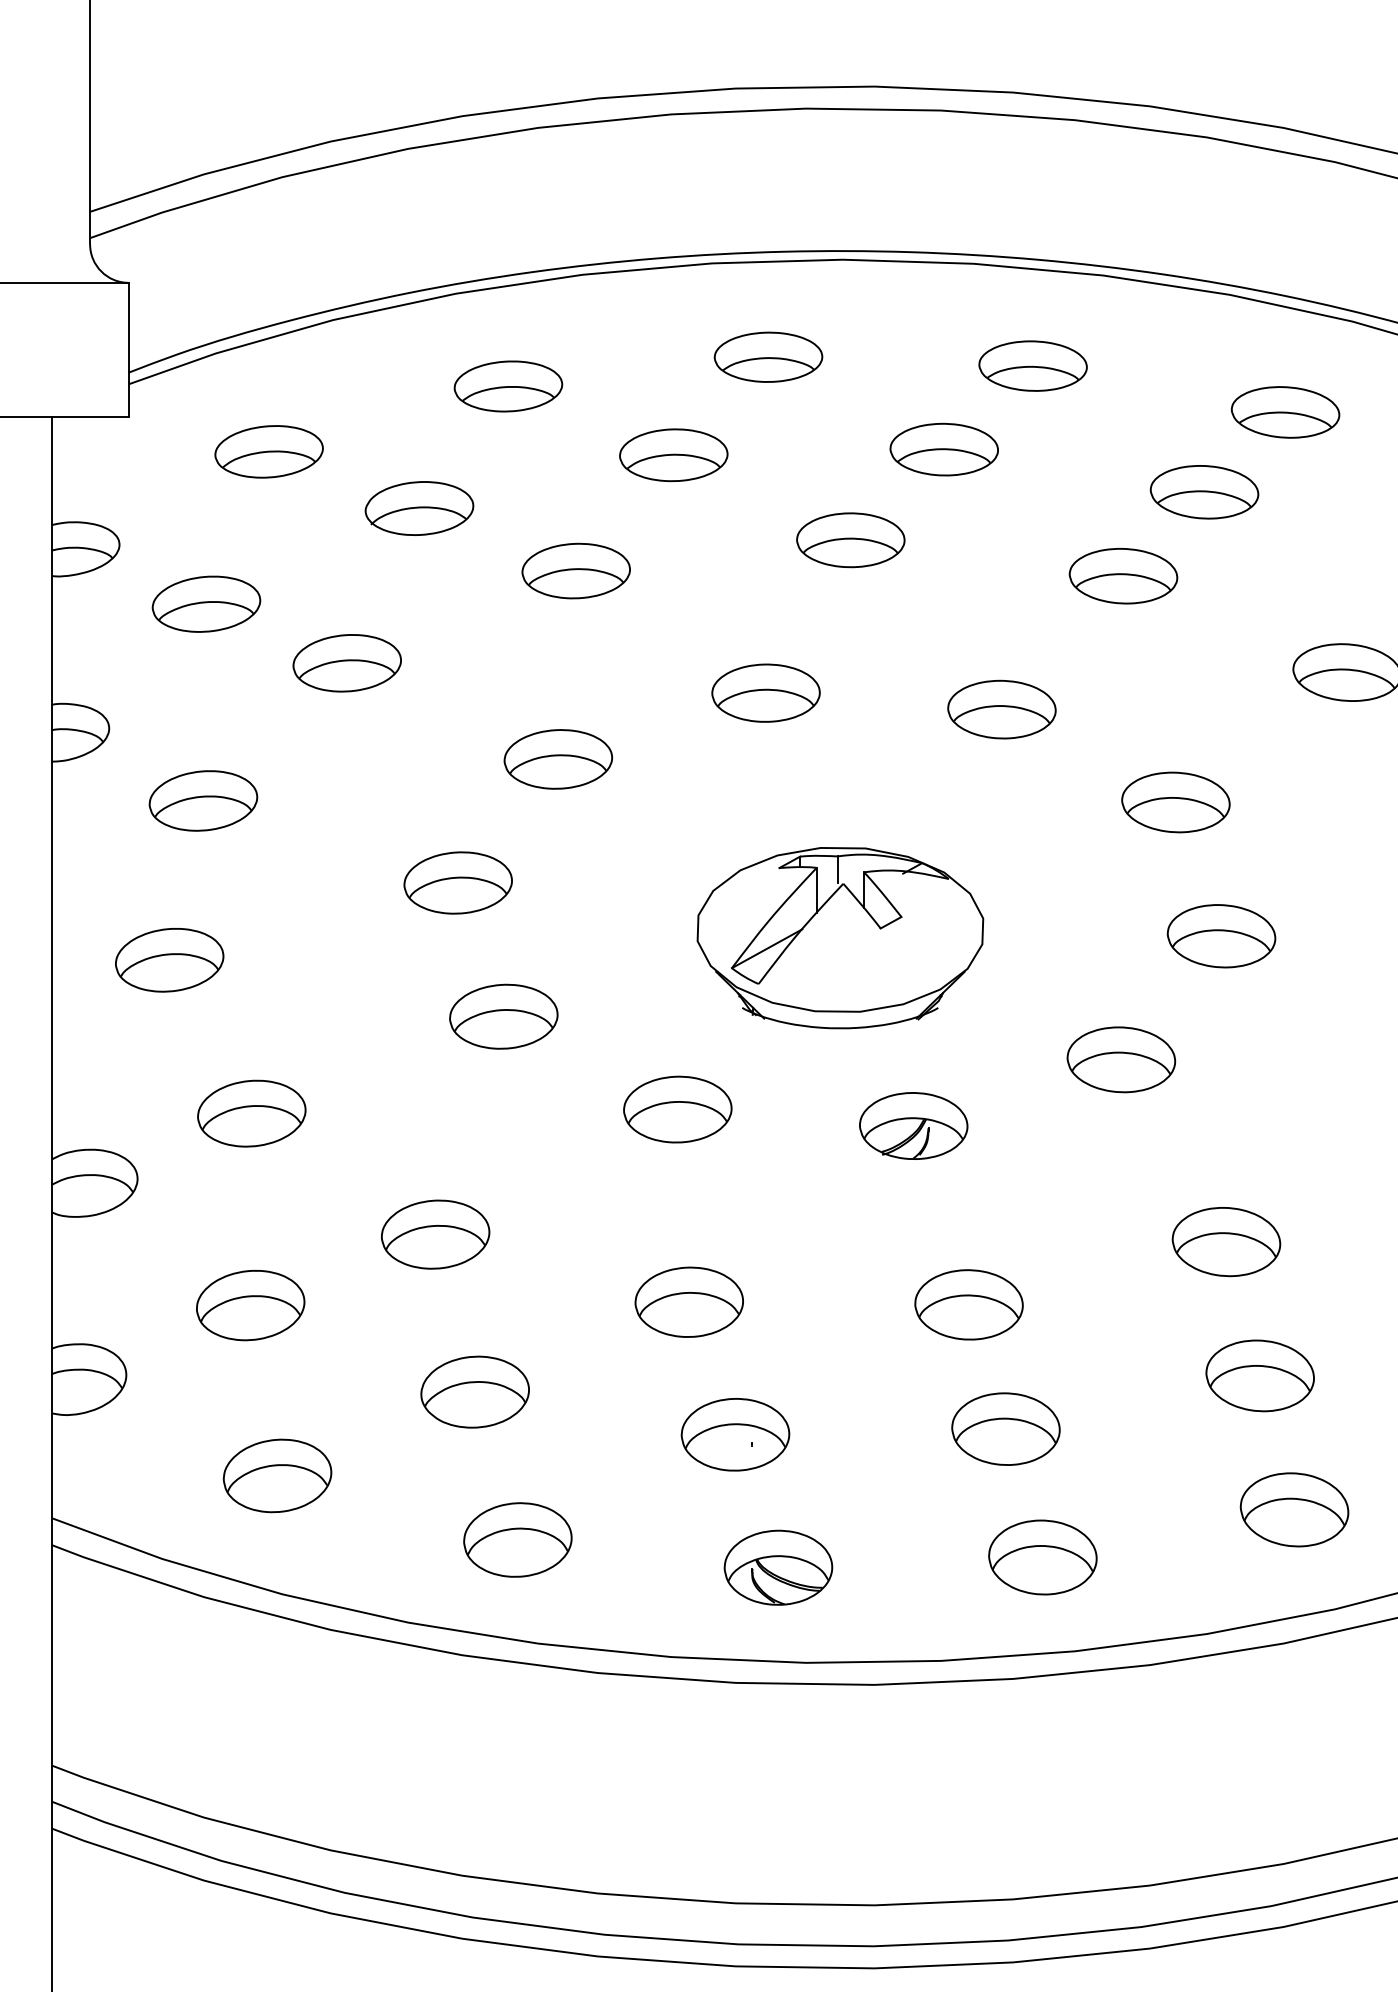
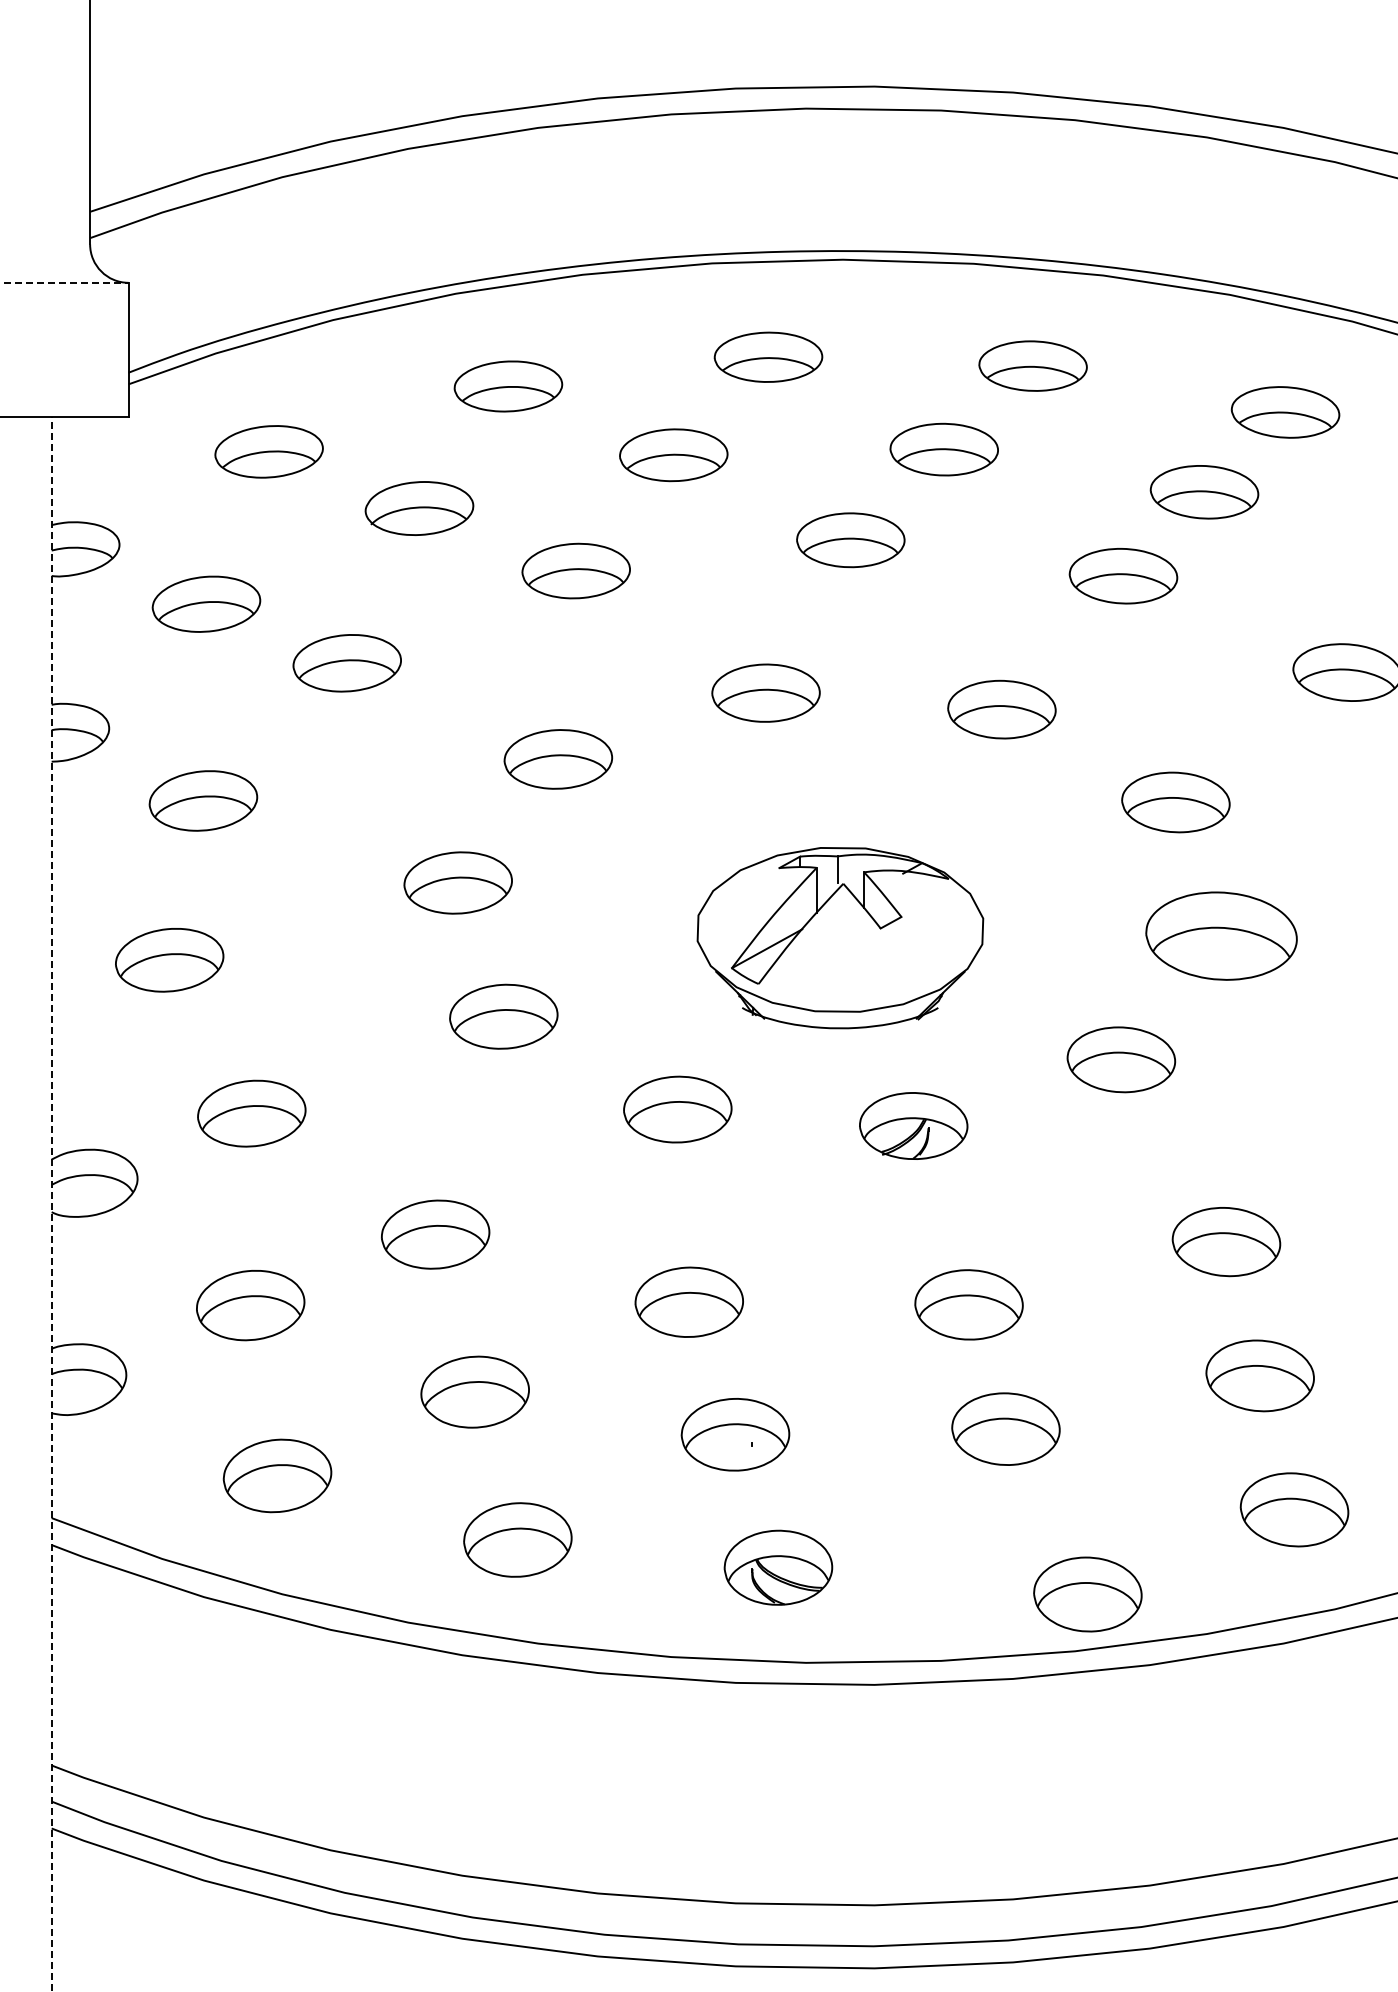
line: solid -> dashed (64, 282)
part size: 111x65 px -> 153x90 px (1221, 935)
line: solid -> dashed (51, 1204)
part position: (1042, 1557) -> (1087, 1594) (1087, 1594)
